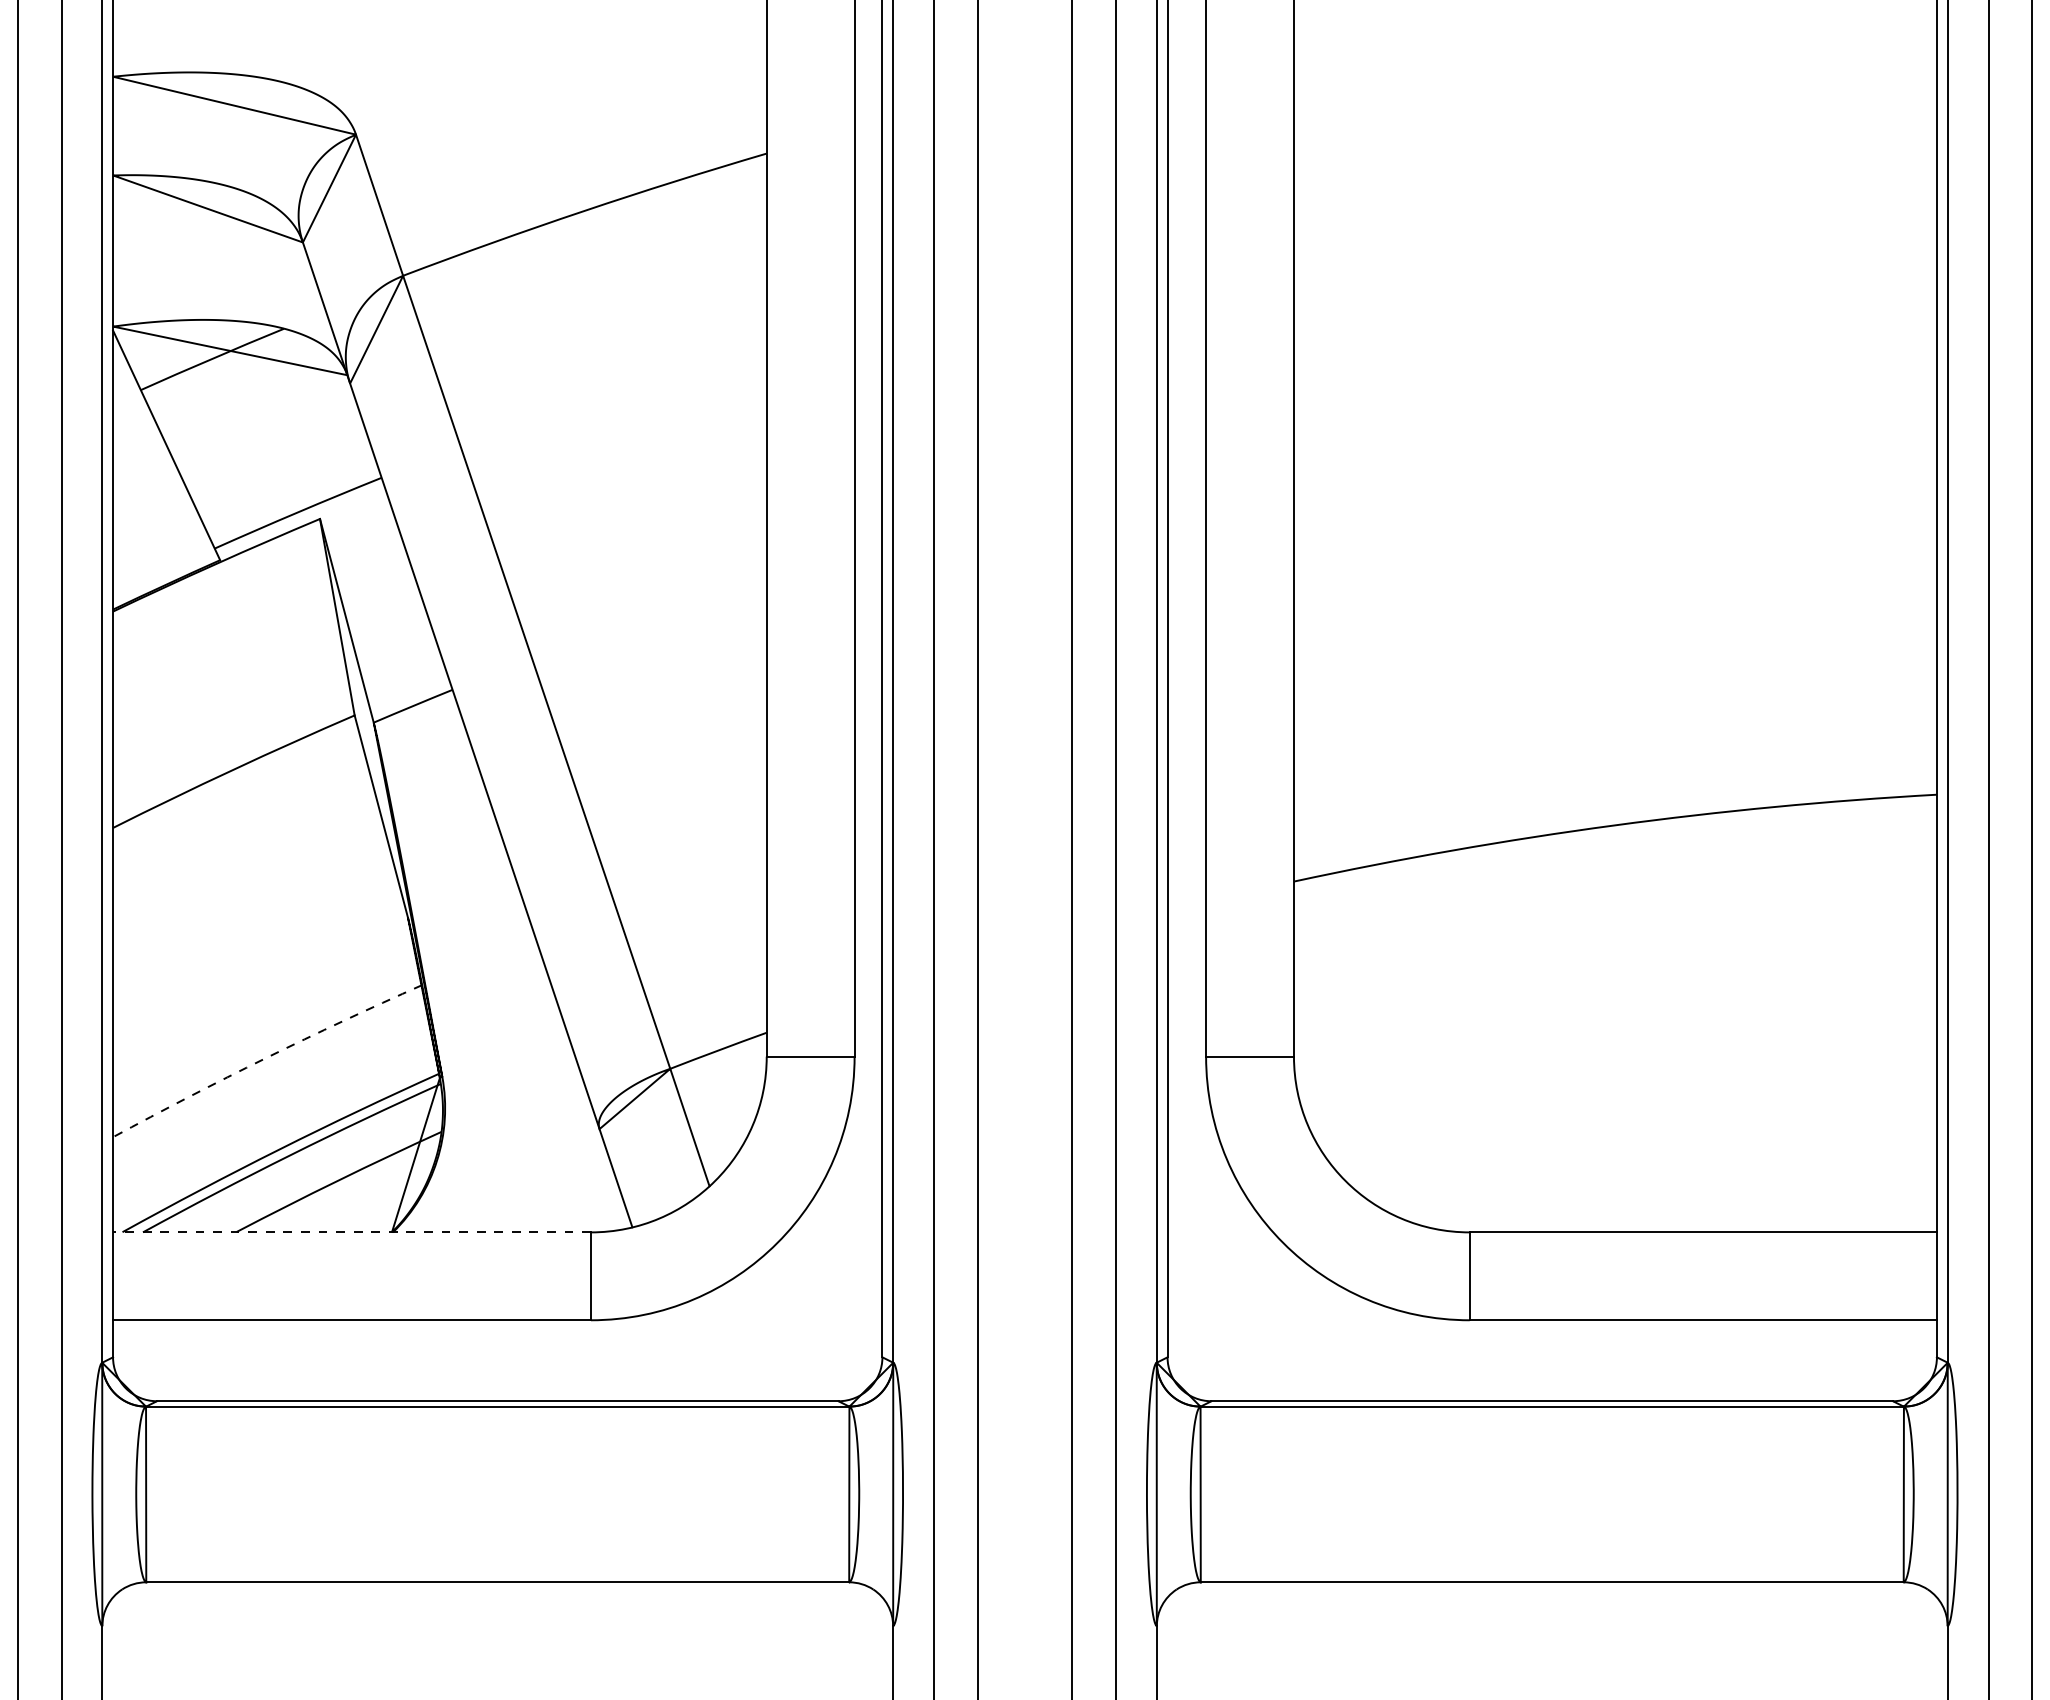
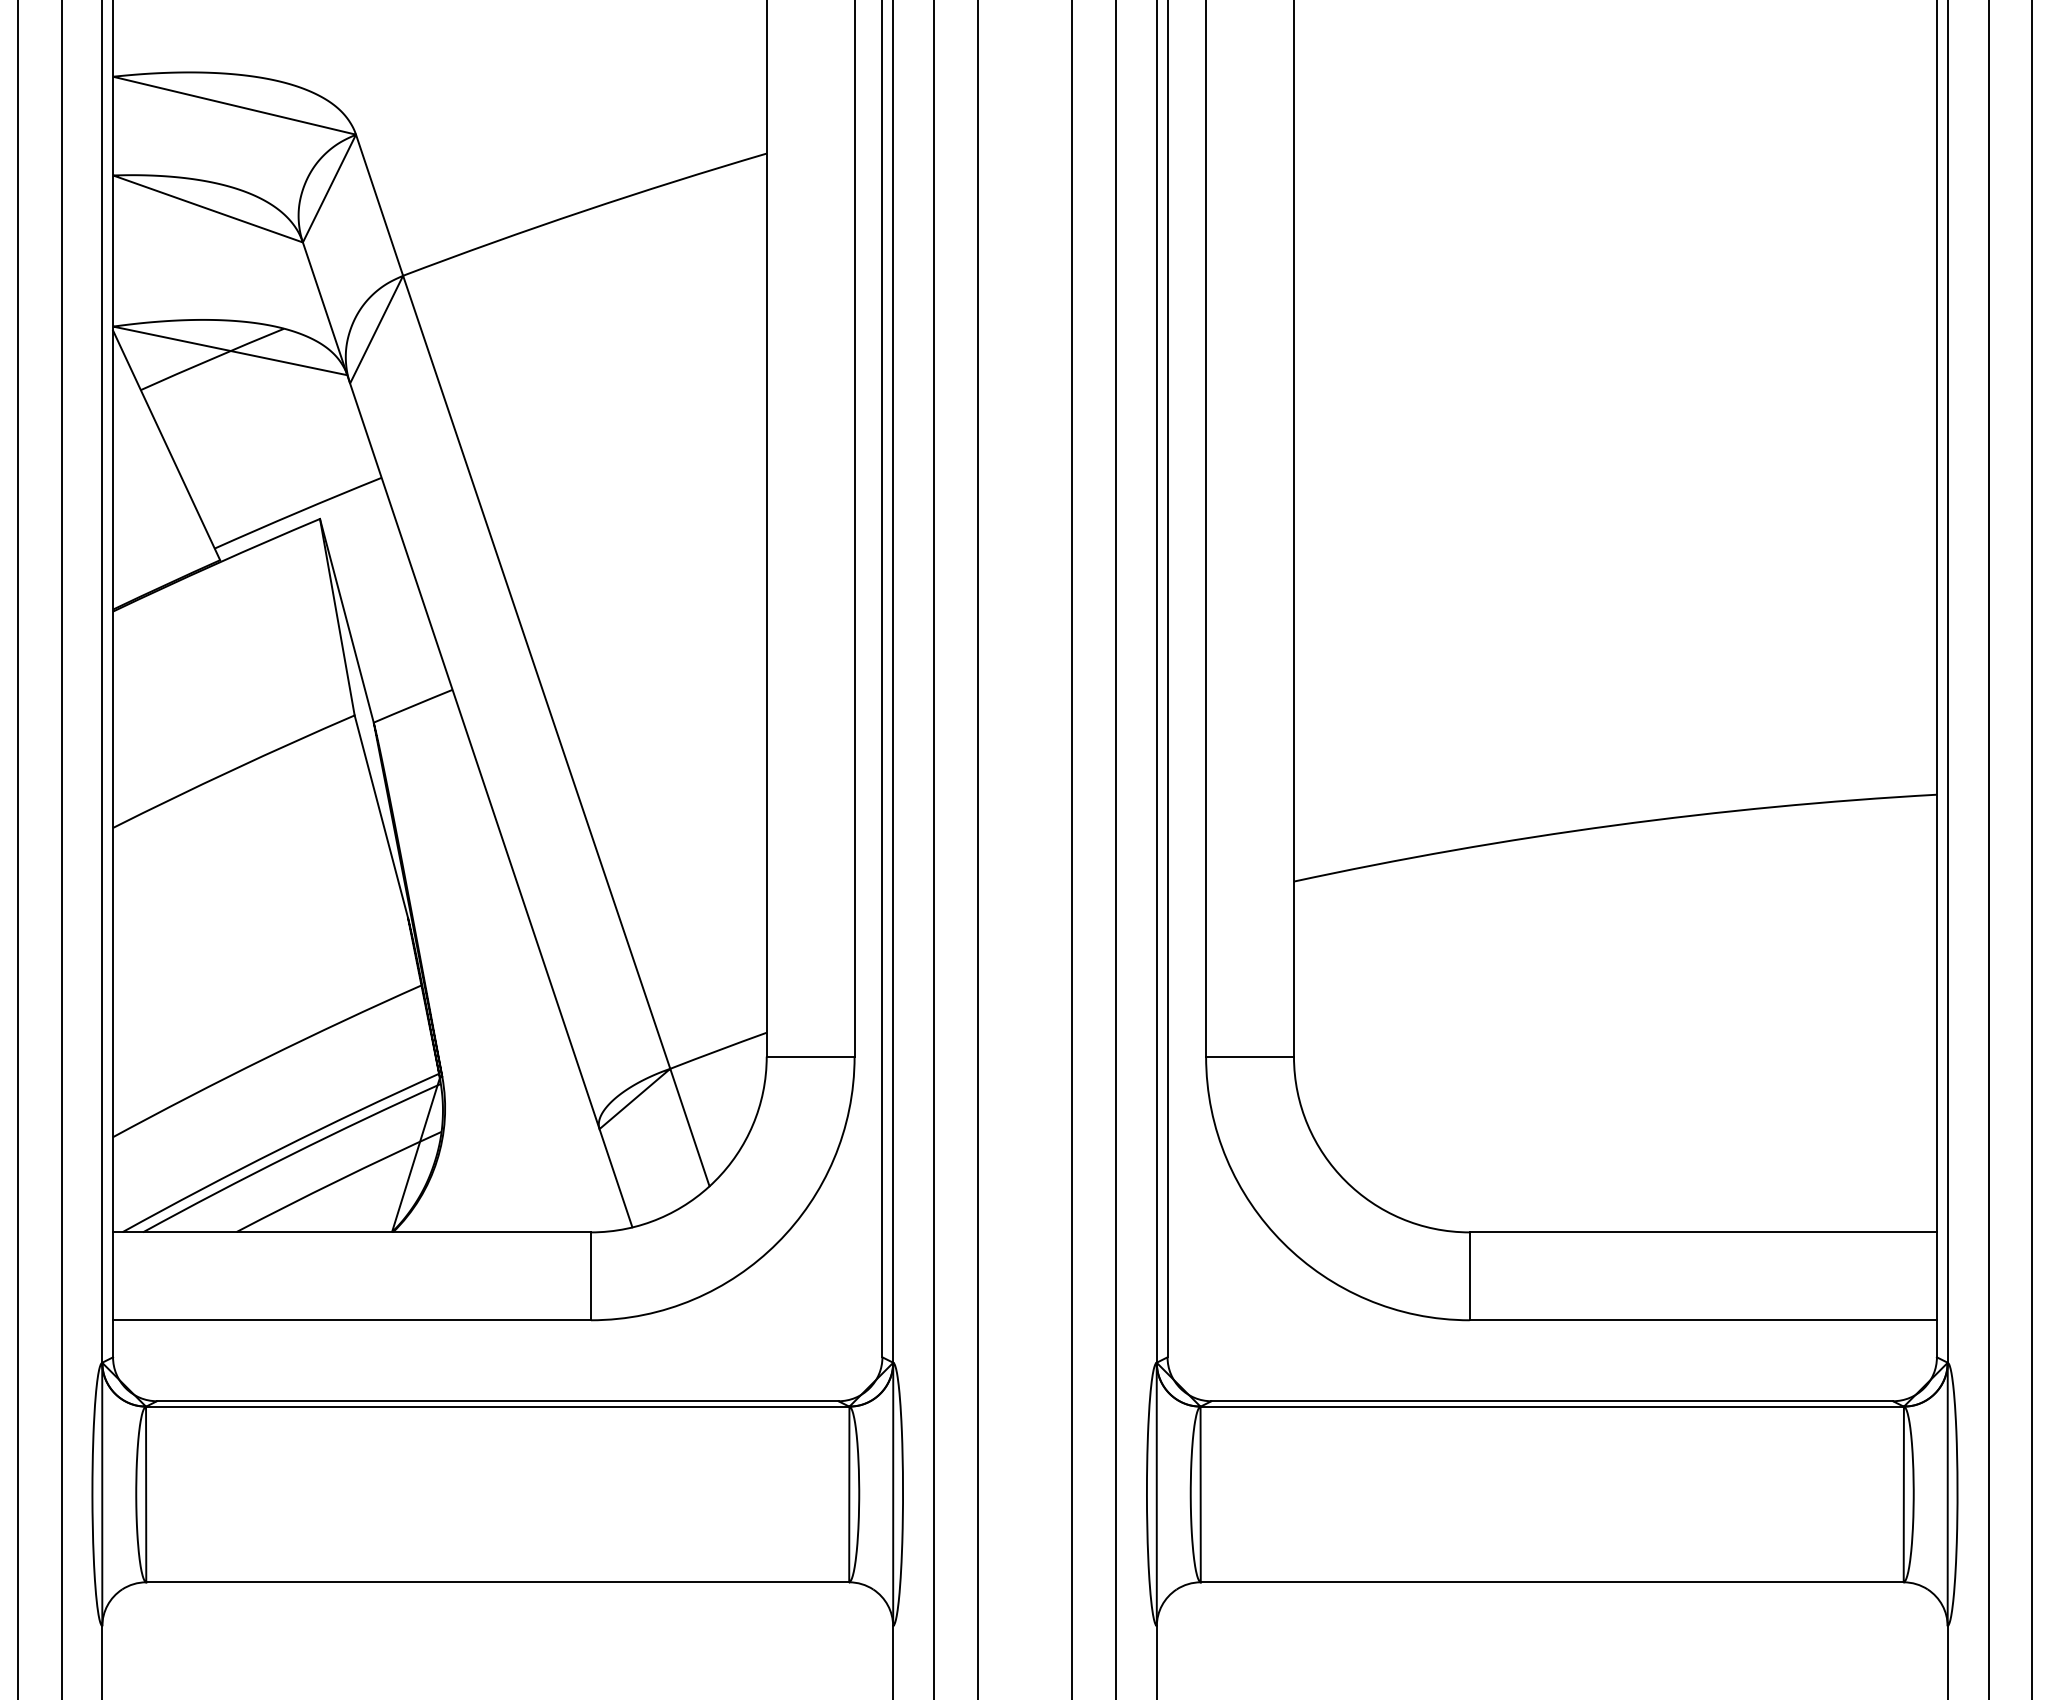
arc: dashed -> solid (265, 1058)
line: dashed -> solid (352, 1232)
